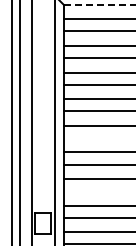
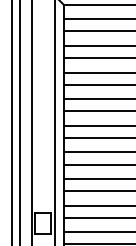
line: dashed -> solid (99, 4)
line: none -> present (97, 137)
line: none -> present (97, 191)
